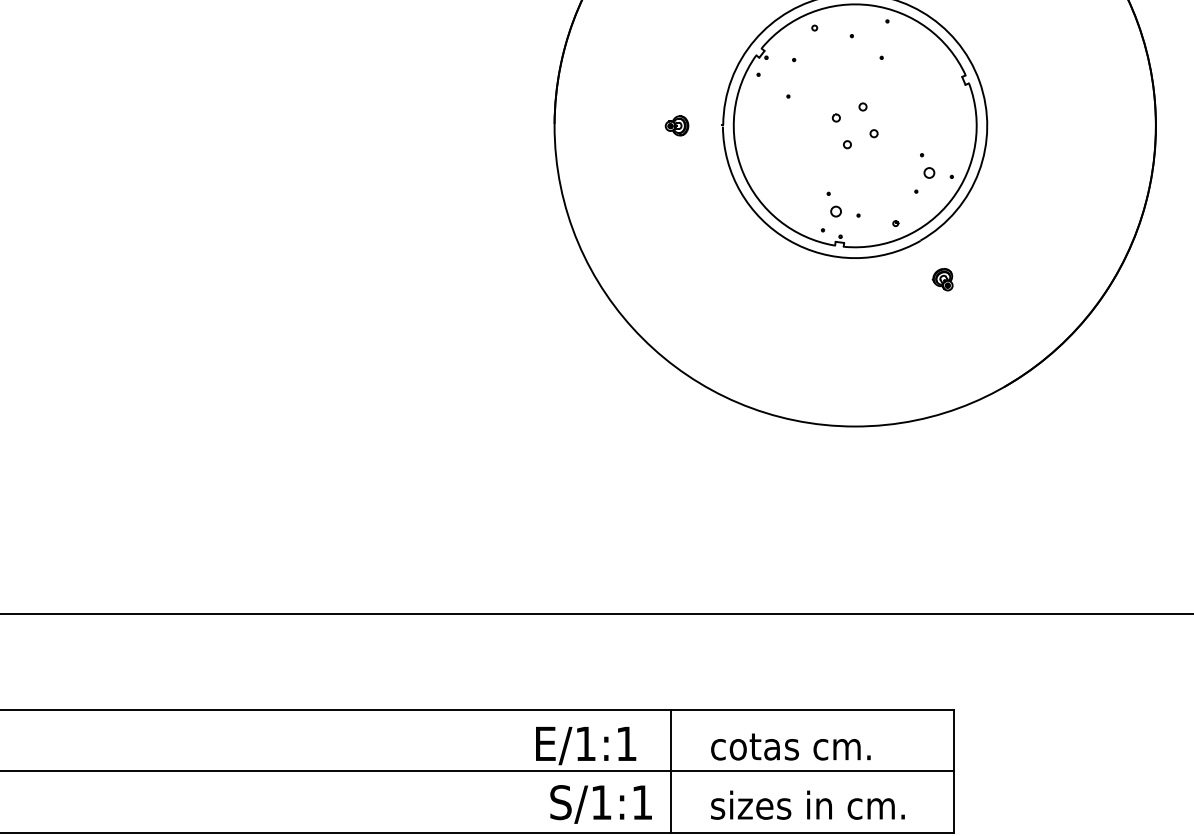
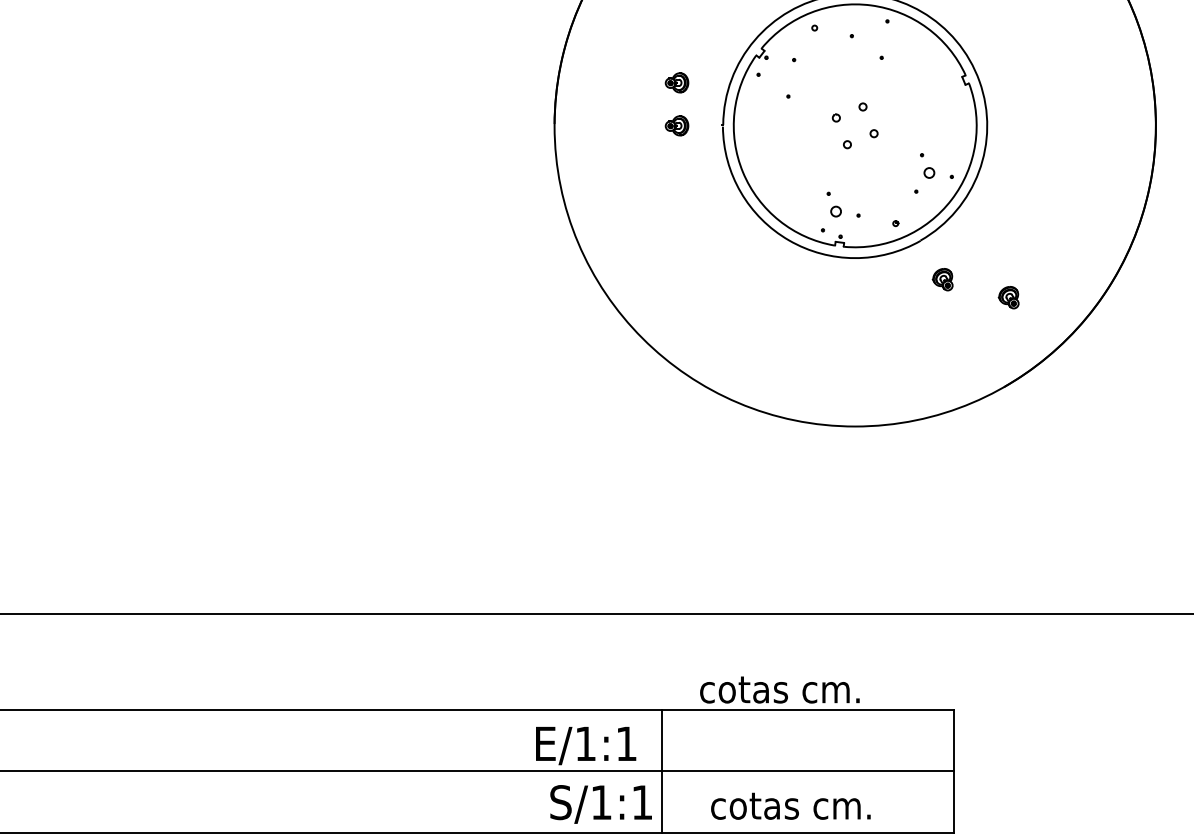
part: none -> present (676, 82)
part: none -> present (1008, 297)
text position: (790, 746) -> (779, 689) (779, 689)
line position: (670, 771) -> (661, 771) (661, 771)
text: sizes in cm. -> cotas cm. (807, 804)
